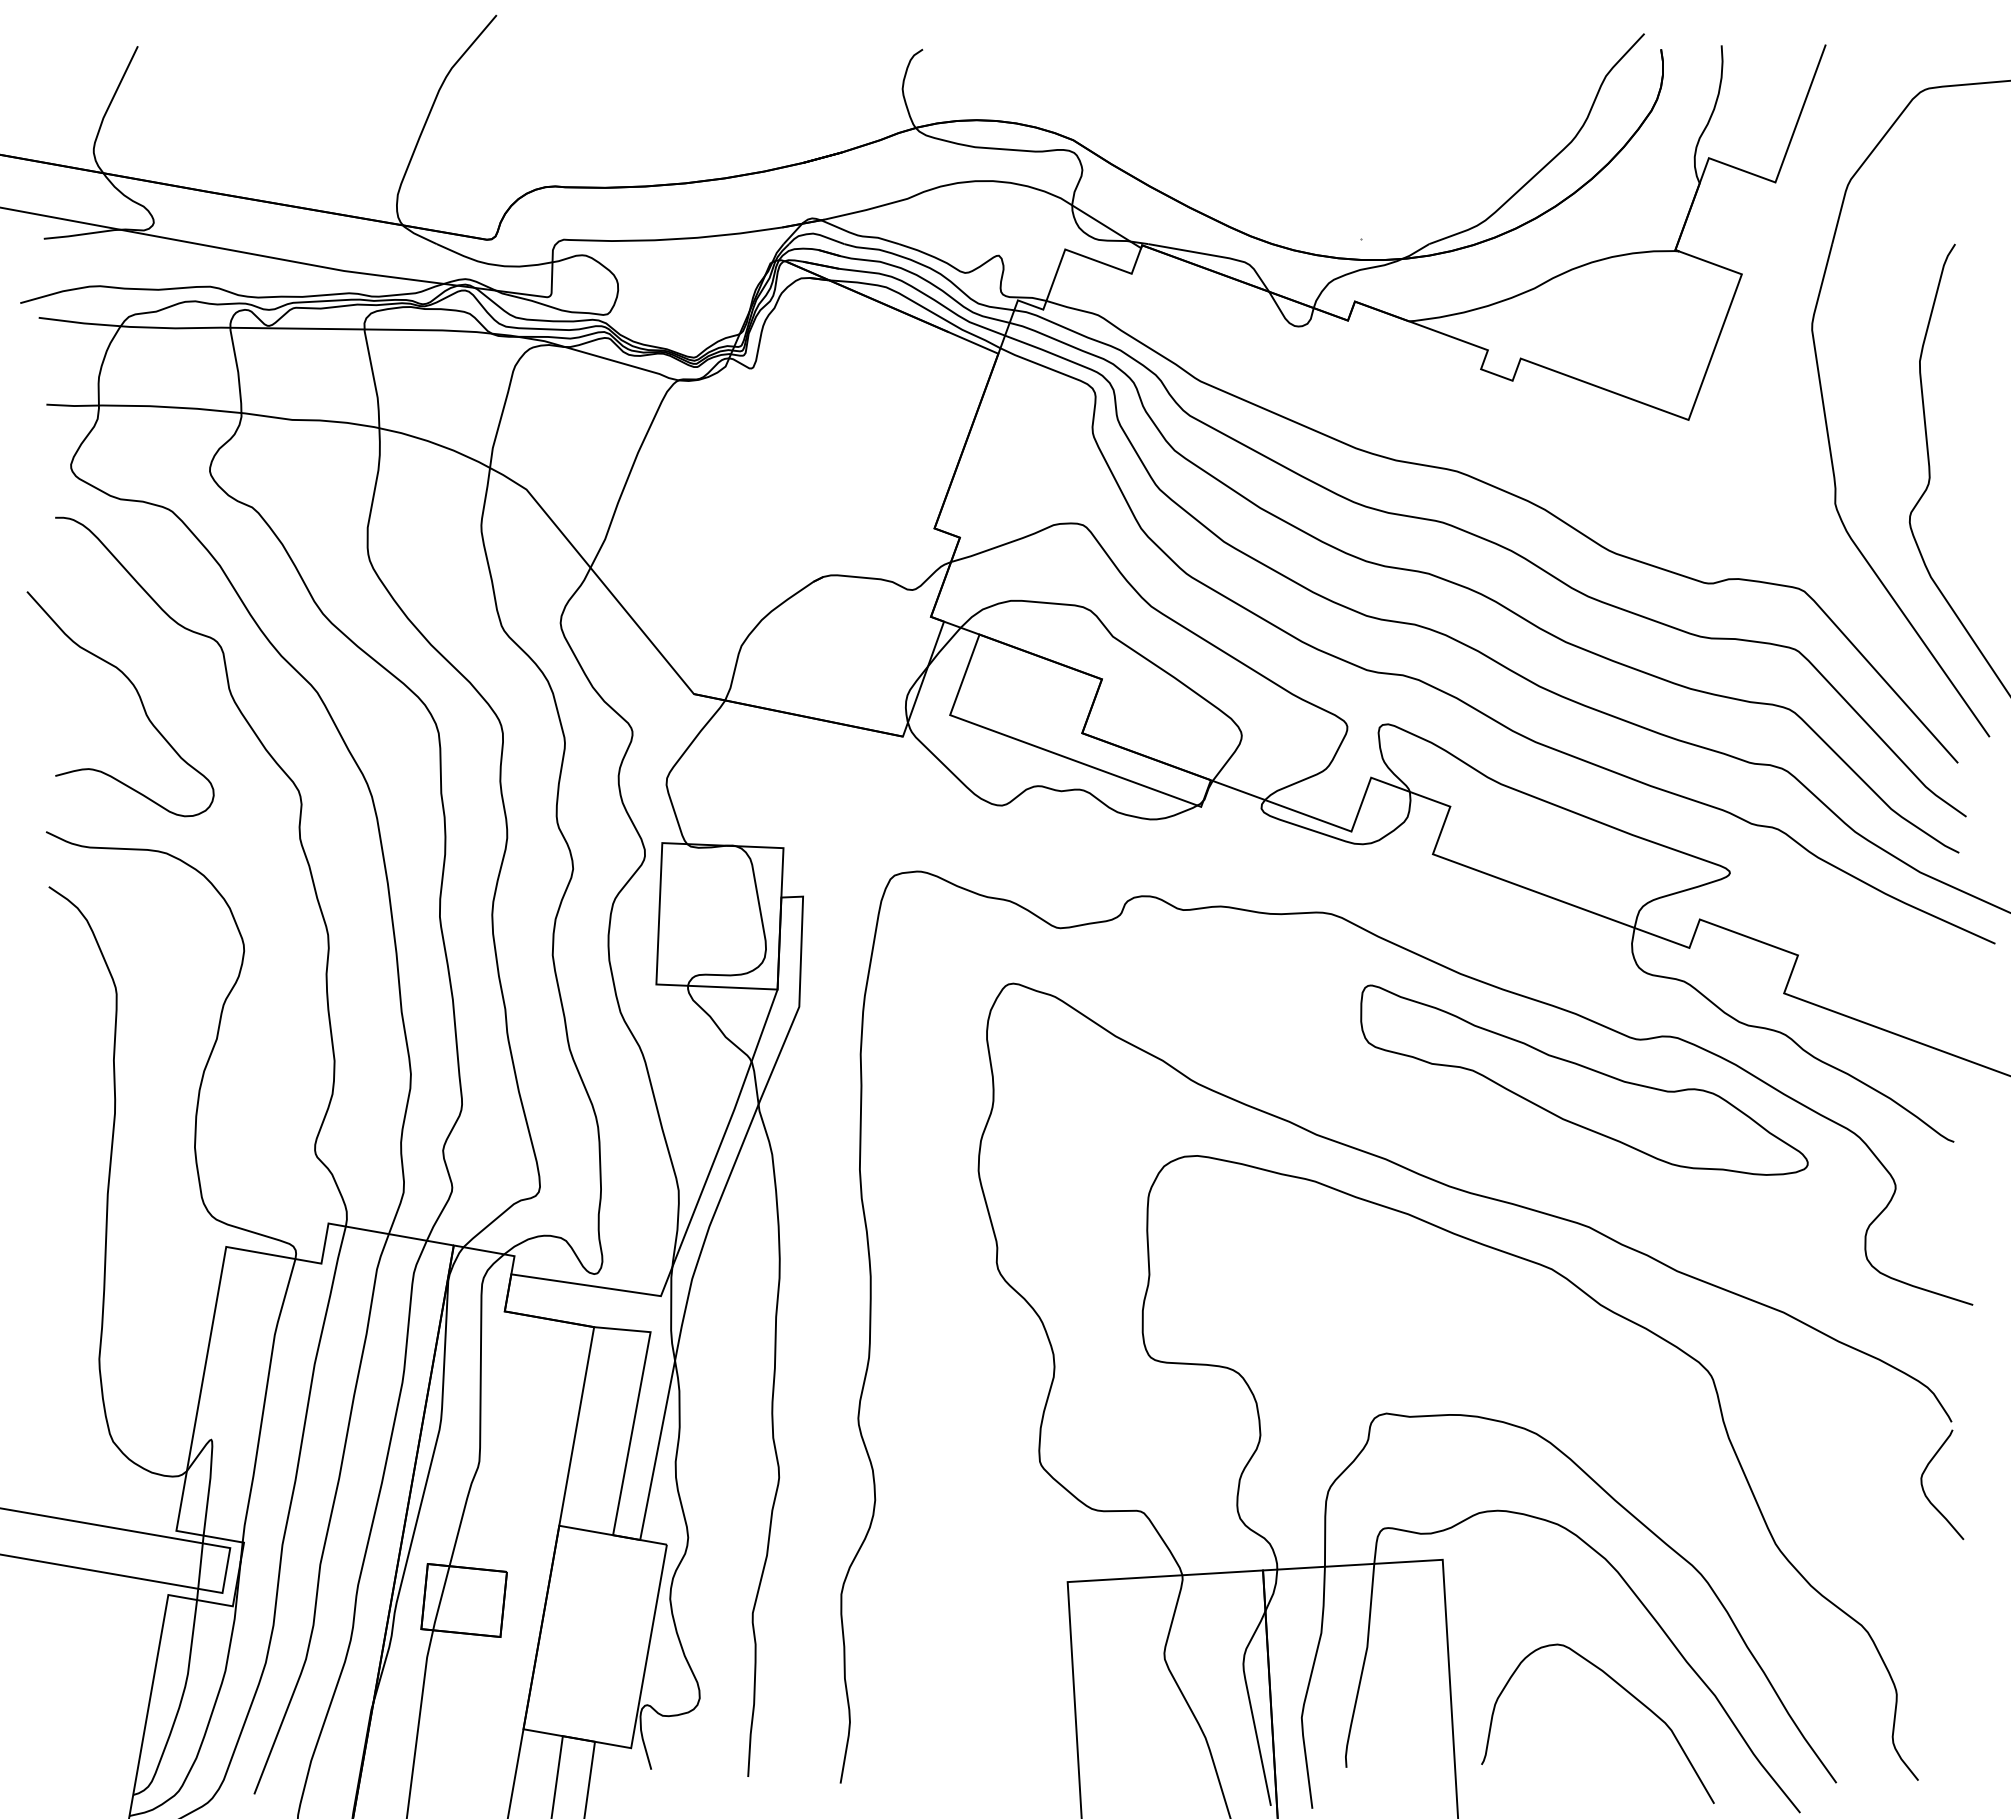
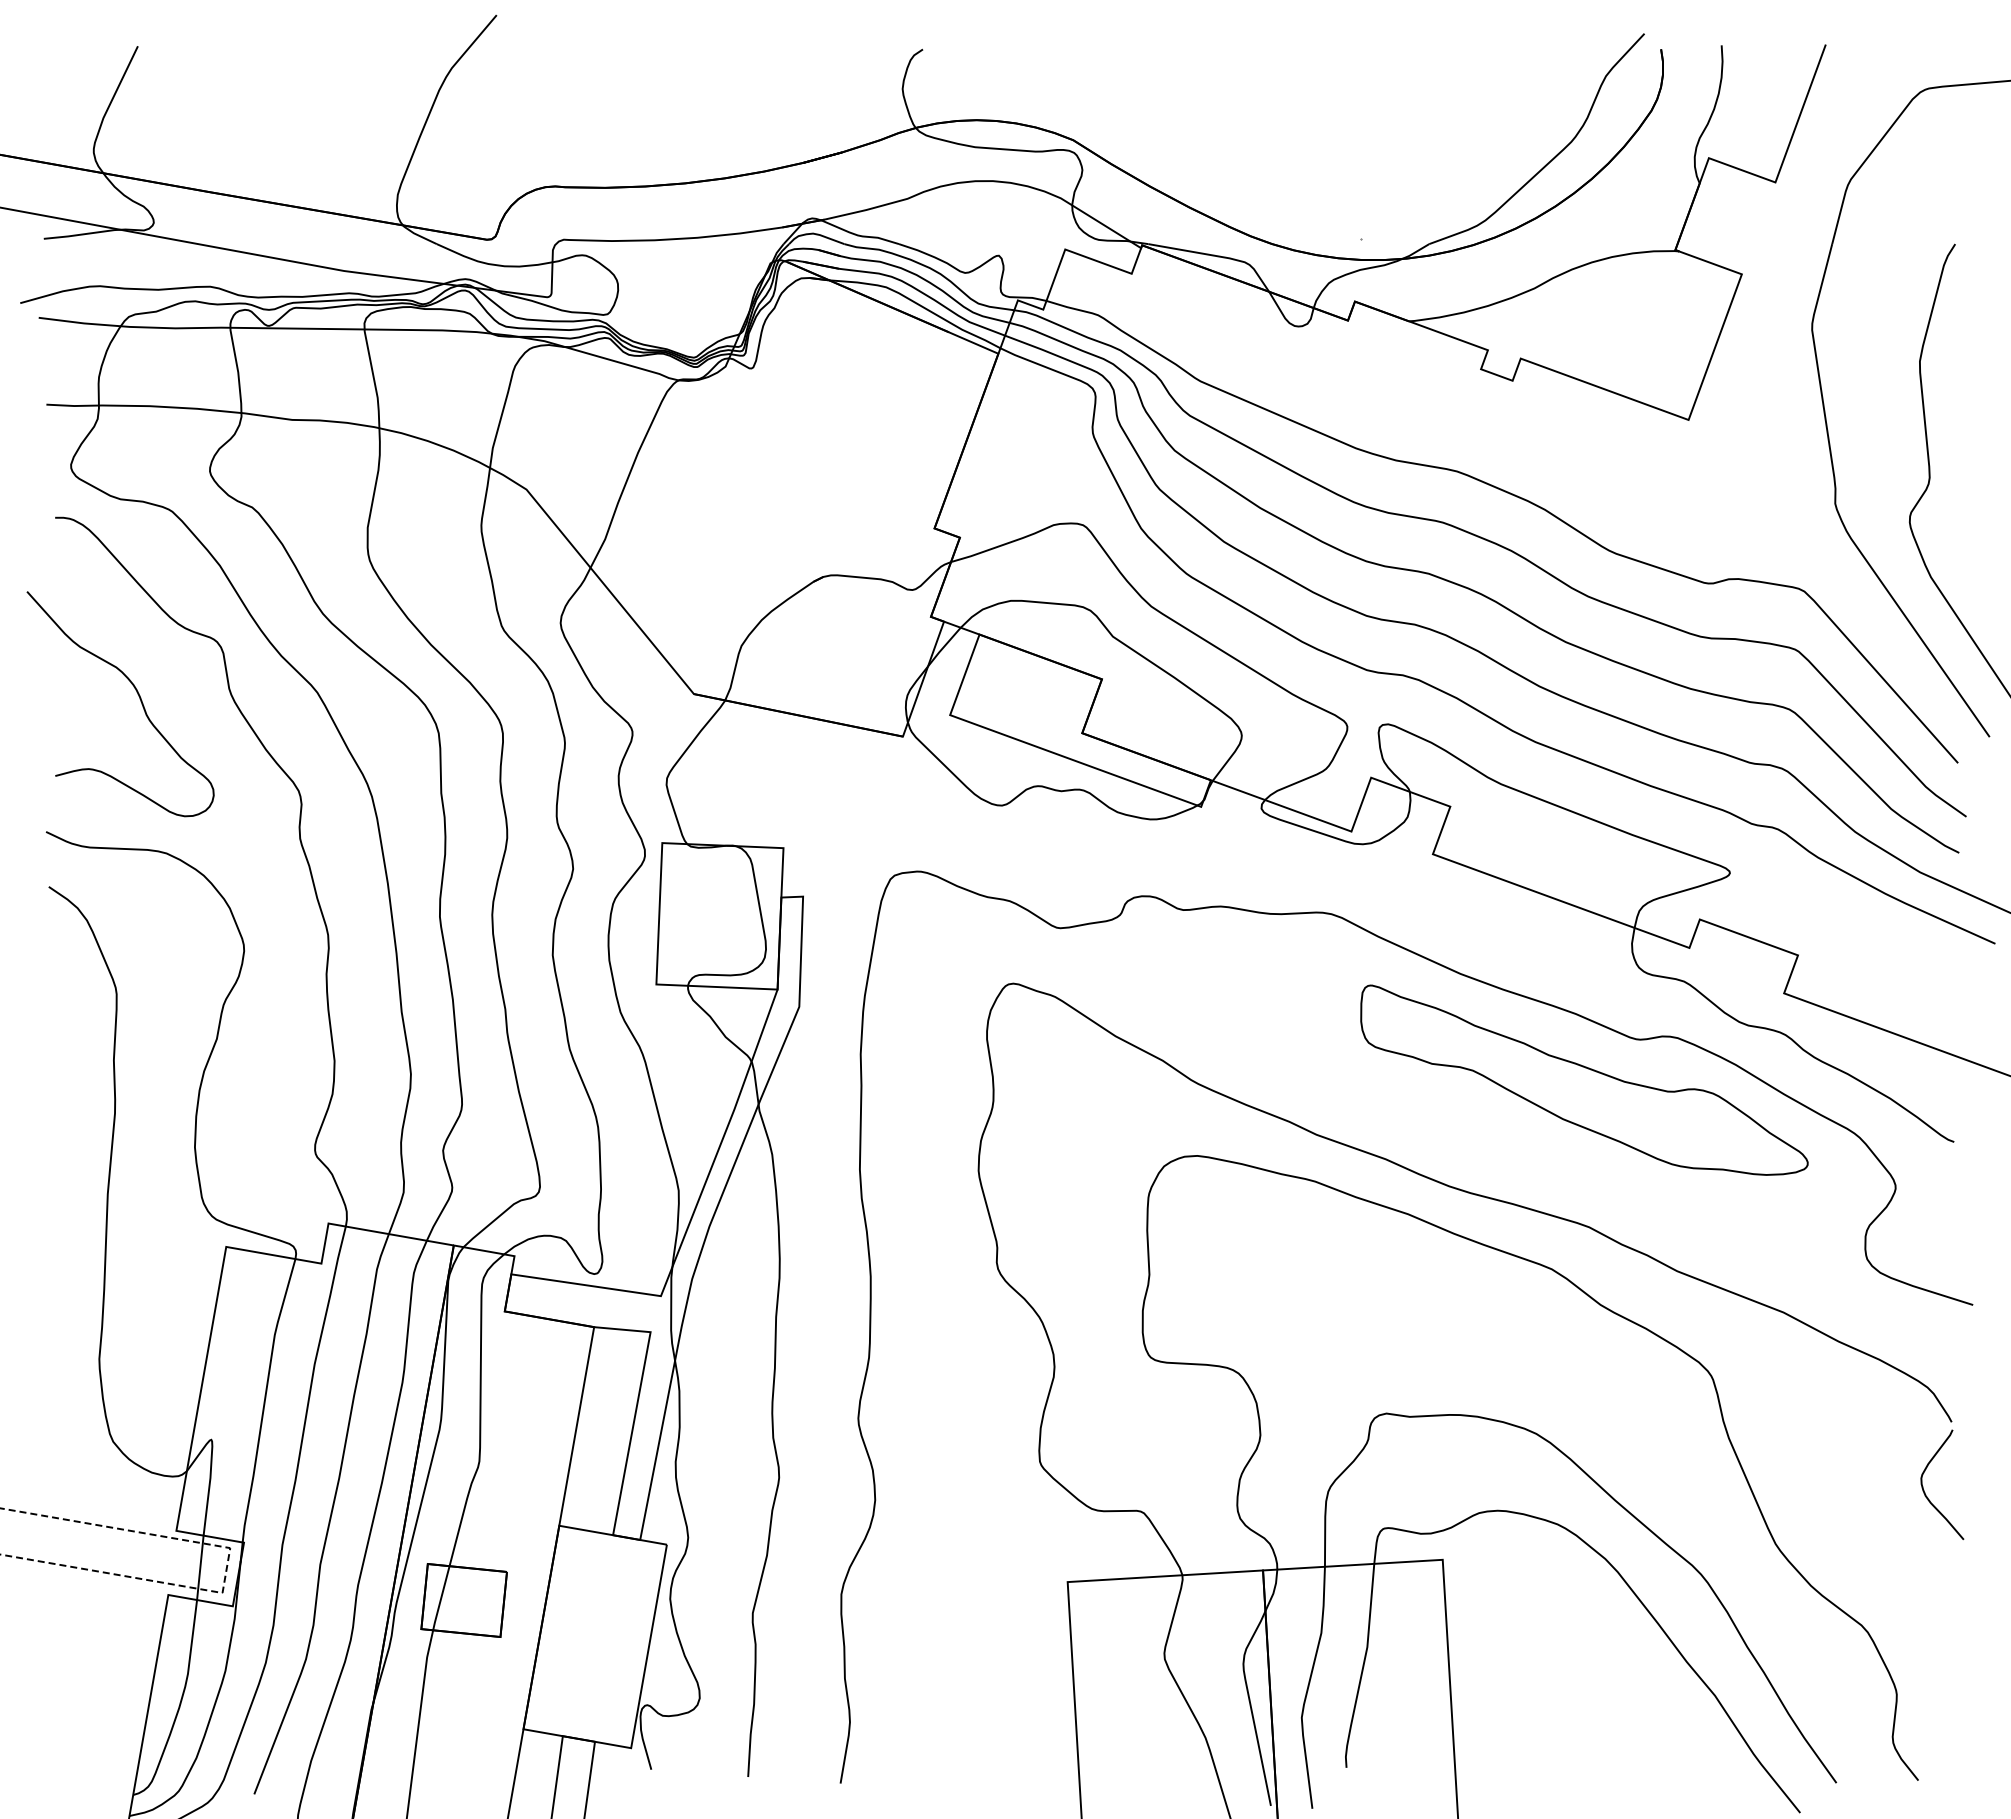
line: solid -> dashed (226, 1567)
curve: present -> none (1624, 1690)
